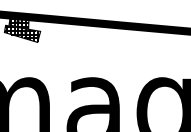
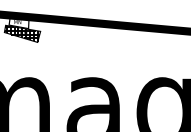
hatch: present -> none (19, 22)
